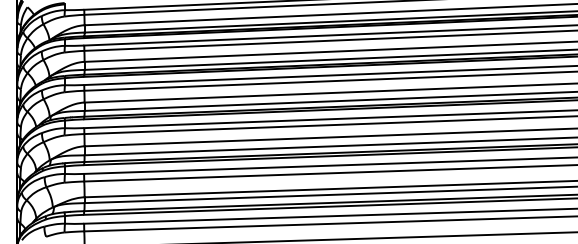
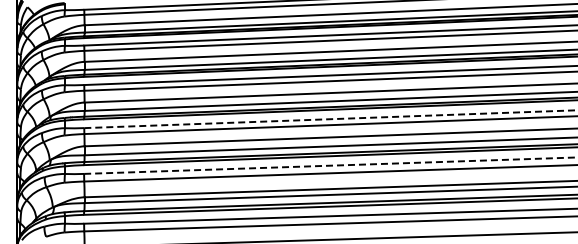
line: solid -> dashed (330, 119)
line: solid -> dashed (330, 165)
